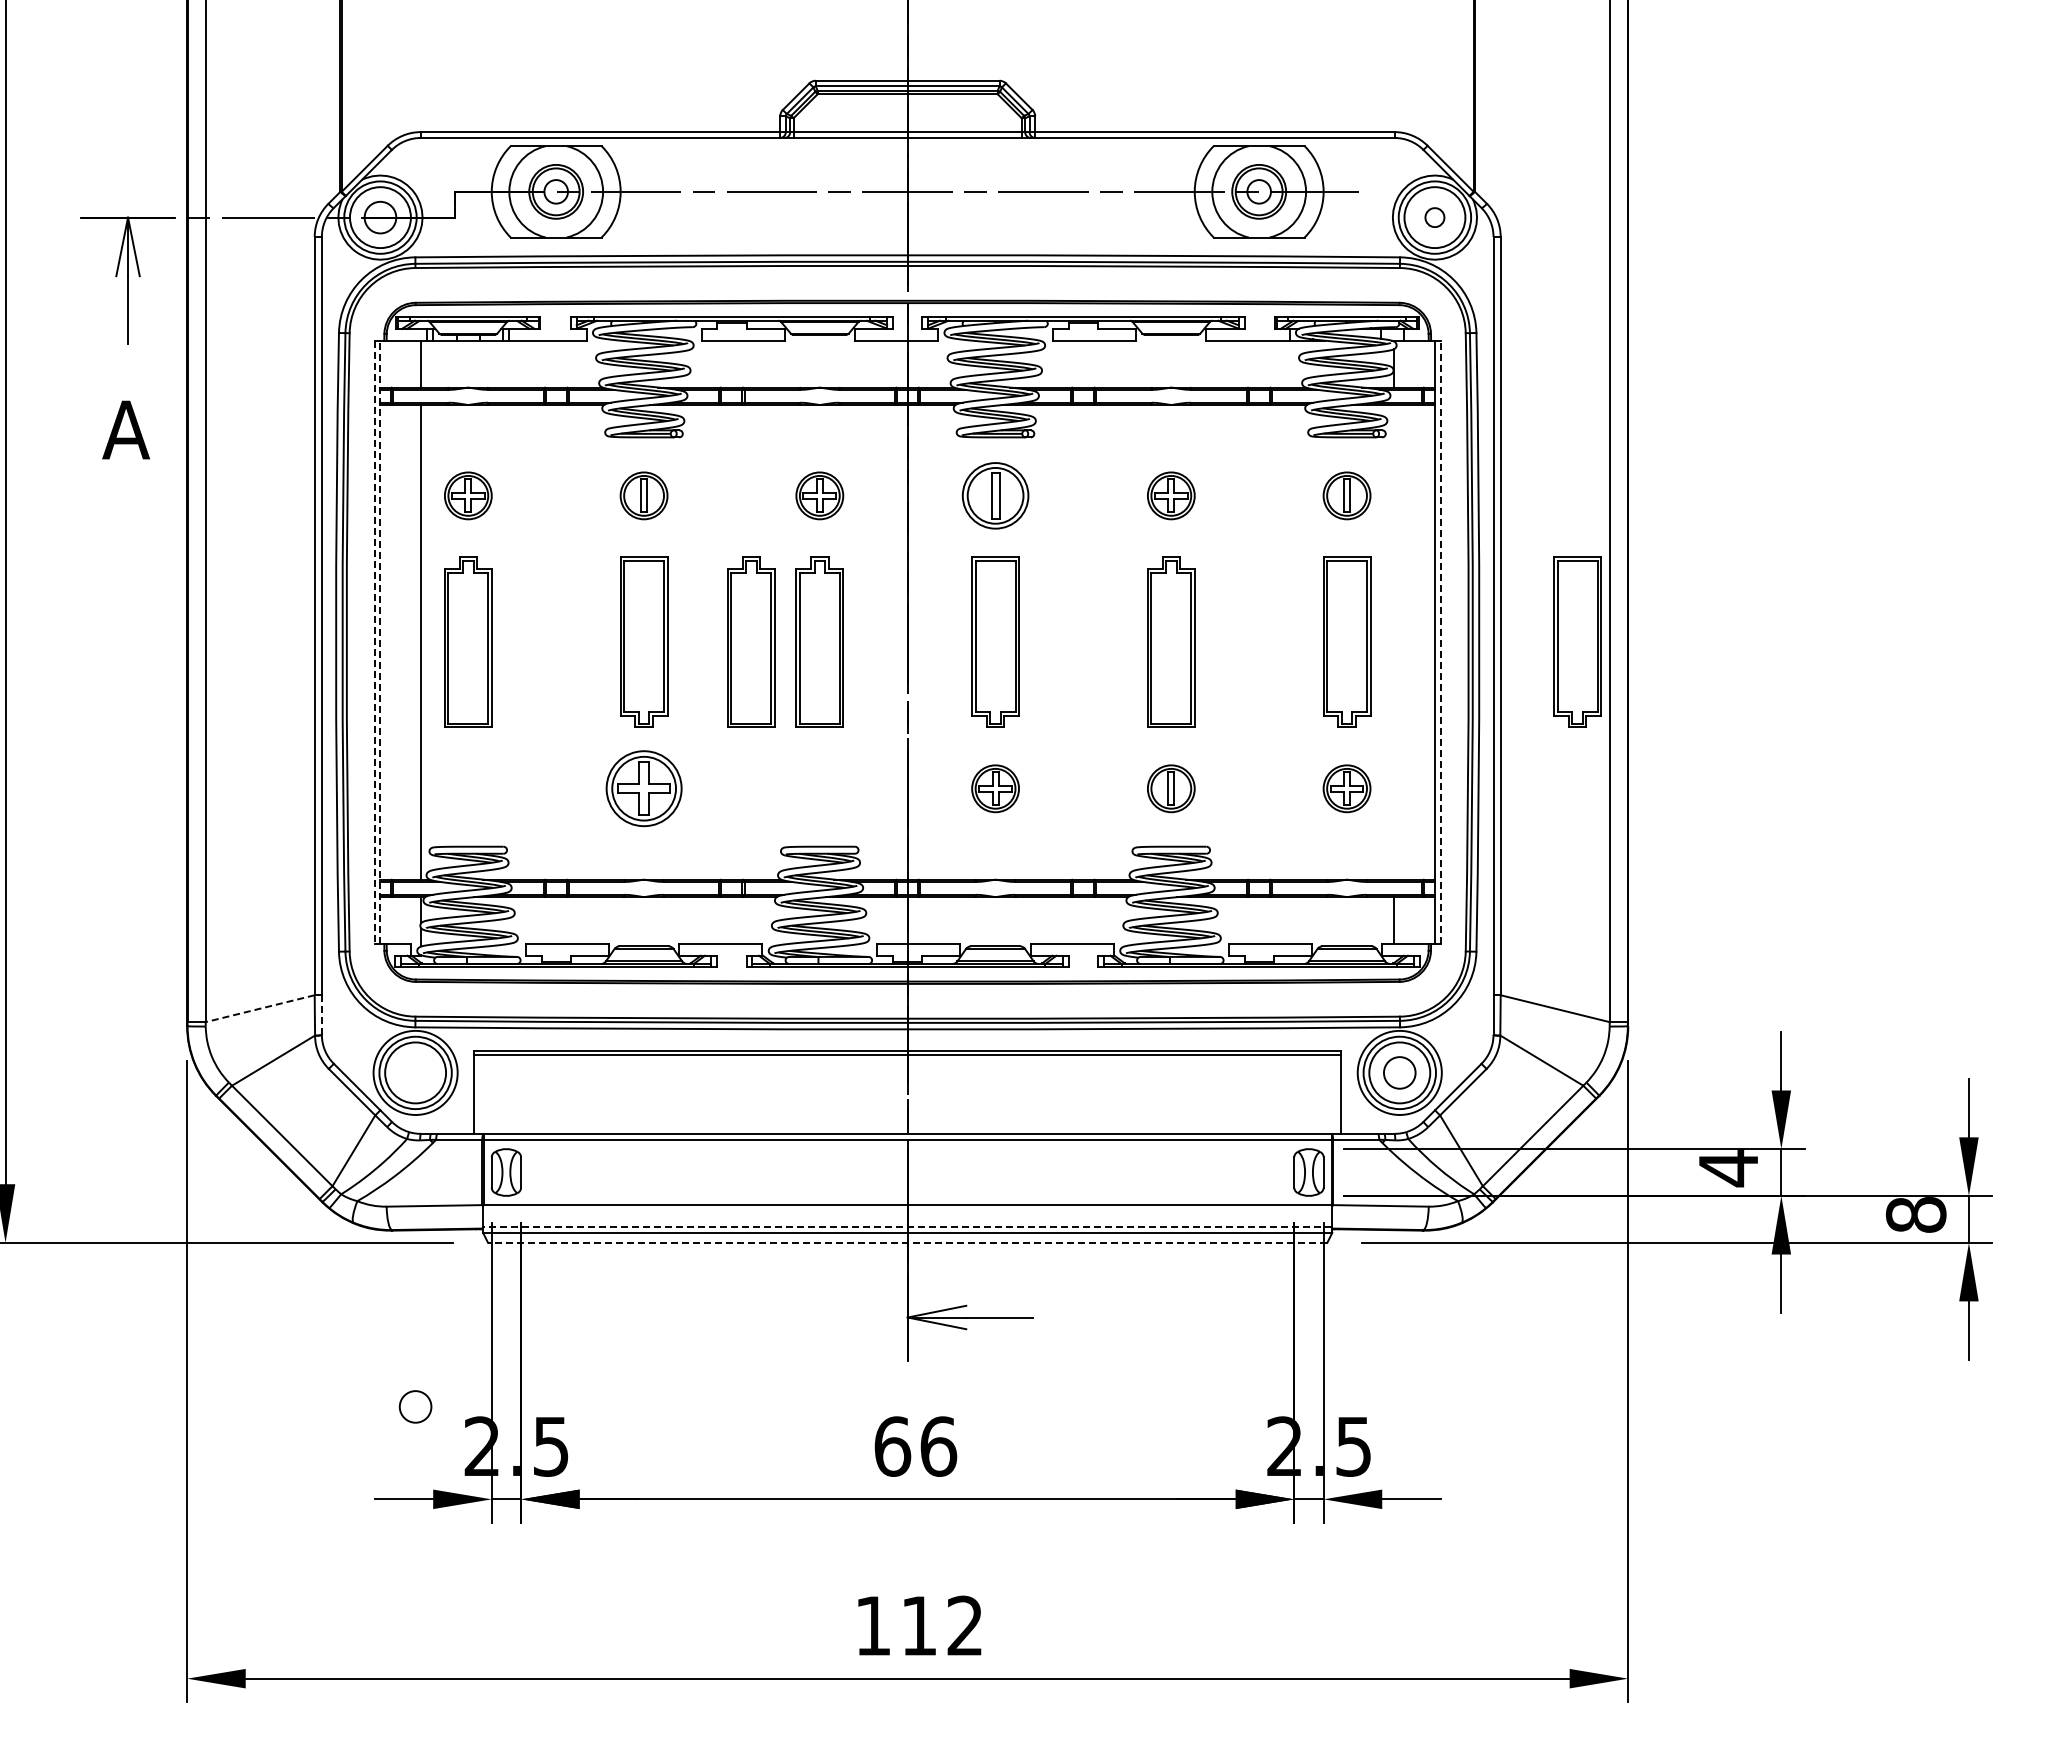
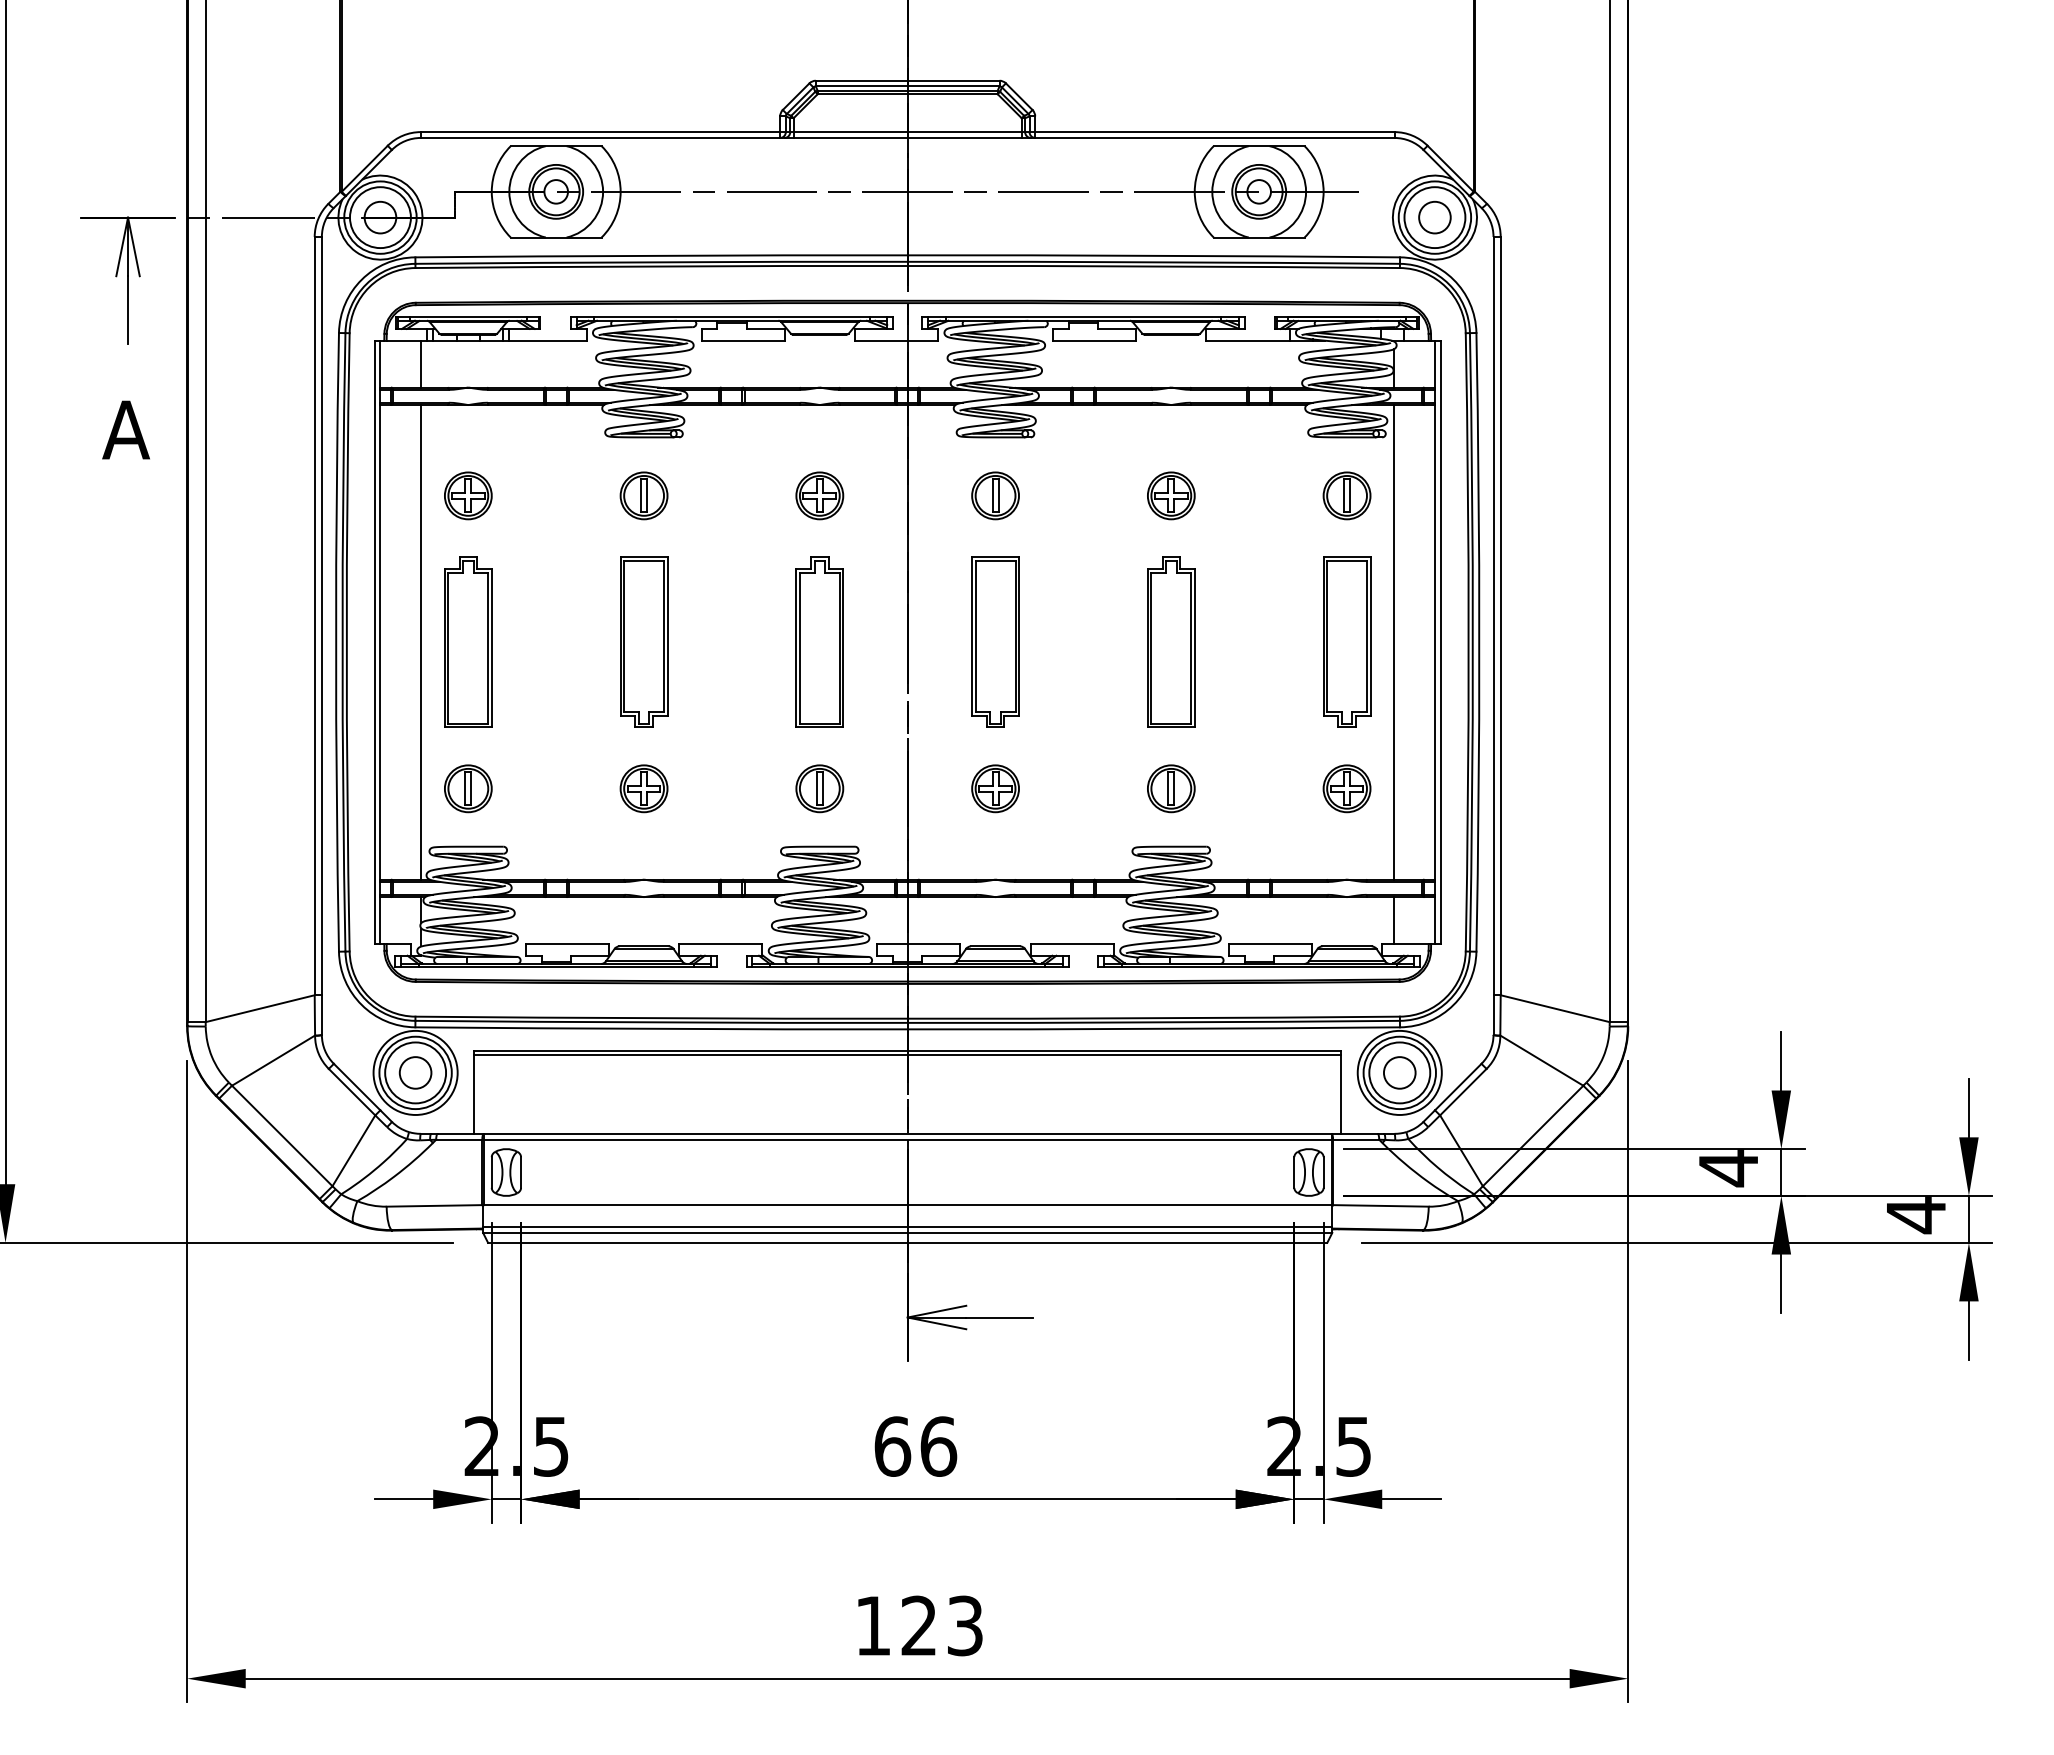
circle diameter: 19 px -> 32 px (1434, 217)
part size: 69x68 px -> 49x50 px (995, 495)
part: present -> none (751, 641)
part: present -> none (1577, 641)
line: dashed -> solid (374, 642)
line: dashed -> solid (380, 642)
line: none -> present (1393, 642)
line: dashed -> solid (1440, 642)
part: none -> present (468, 788)
part size: 78x78 px -> 50x50 px (643, 788)
part: none -> present (819, 788)
line: dashed -> solid (259, 1008)
line: dashed -> solid (321, 1014)
text: 8 -> 4 (1915, 1215)
line: dashed -> solid (907, 1227)
line: dashed -> solid (907, 1242)
circle position: (415, 1406) -> (415, 1072) (415, 1072)
text: 112 -> 123 (941, 1625)
